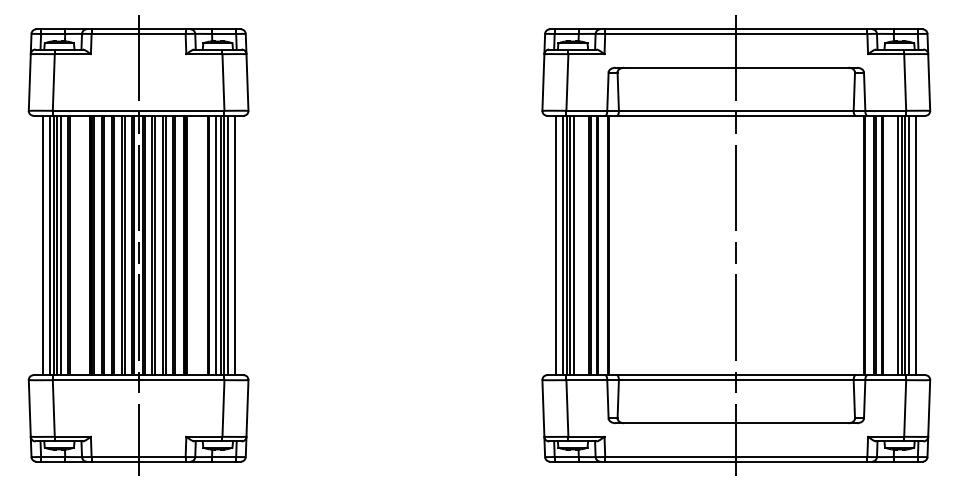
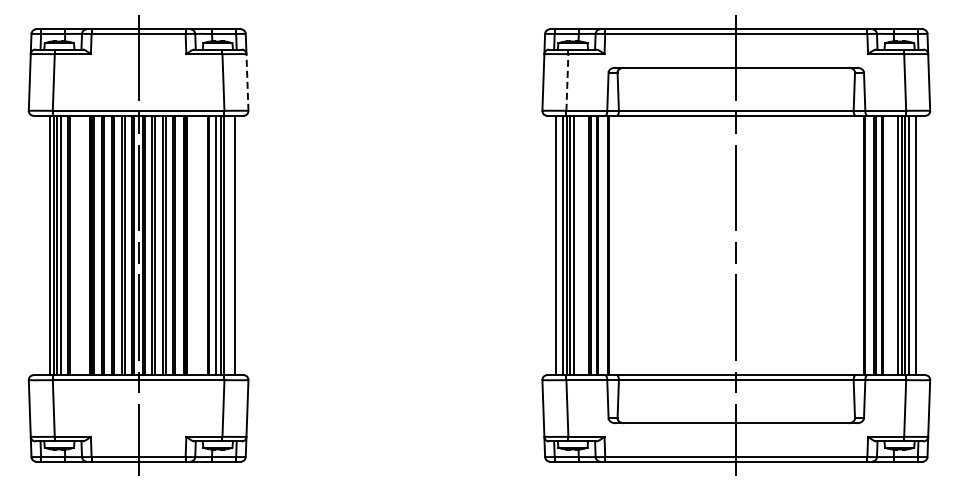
line: solid -> dashed (247, 82)
line: solid -> dashed (567, 82)
line: present -> none (42, 245)
line: present -> none (227, 245)
